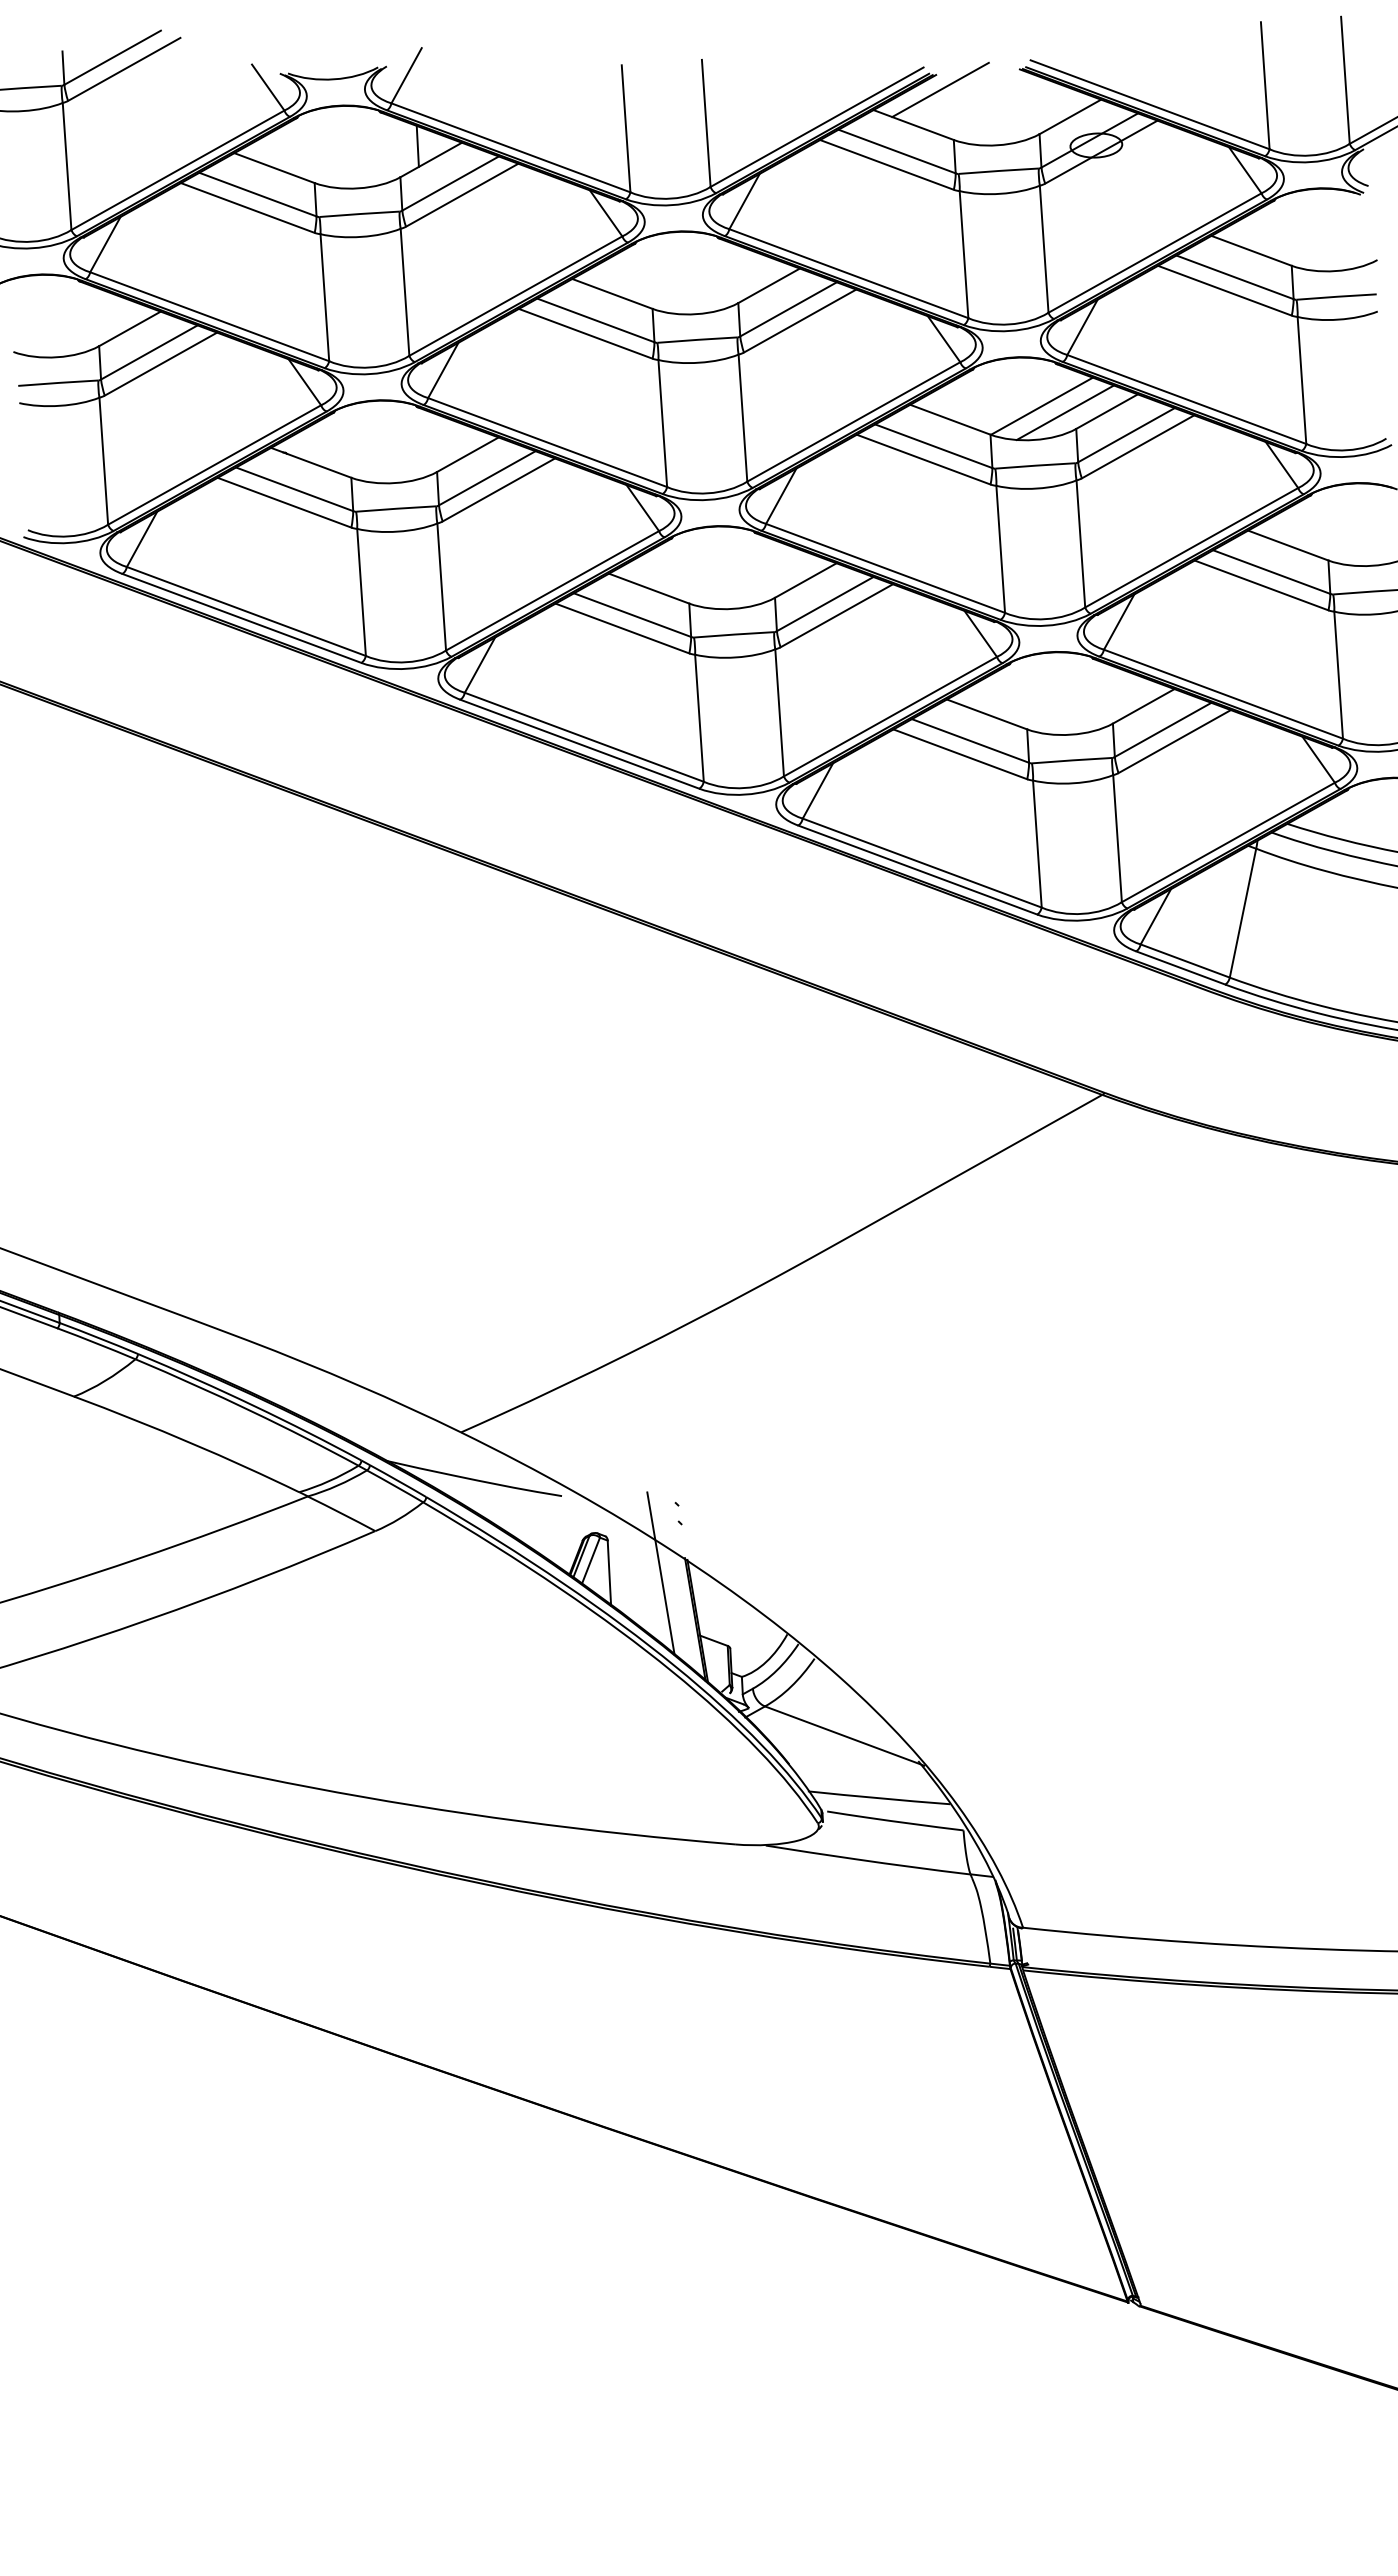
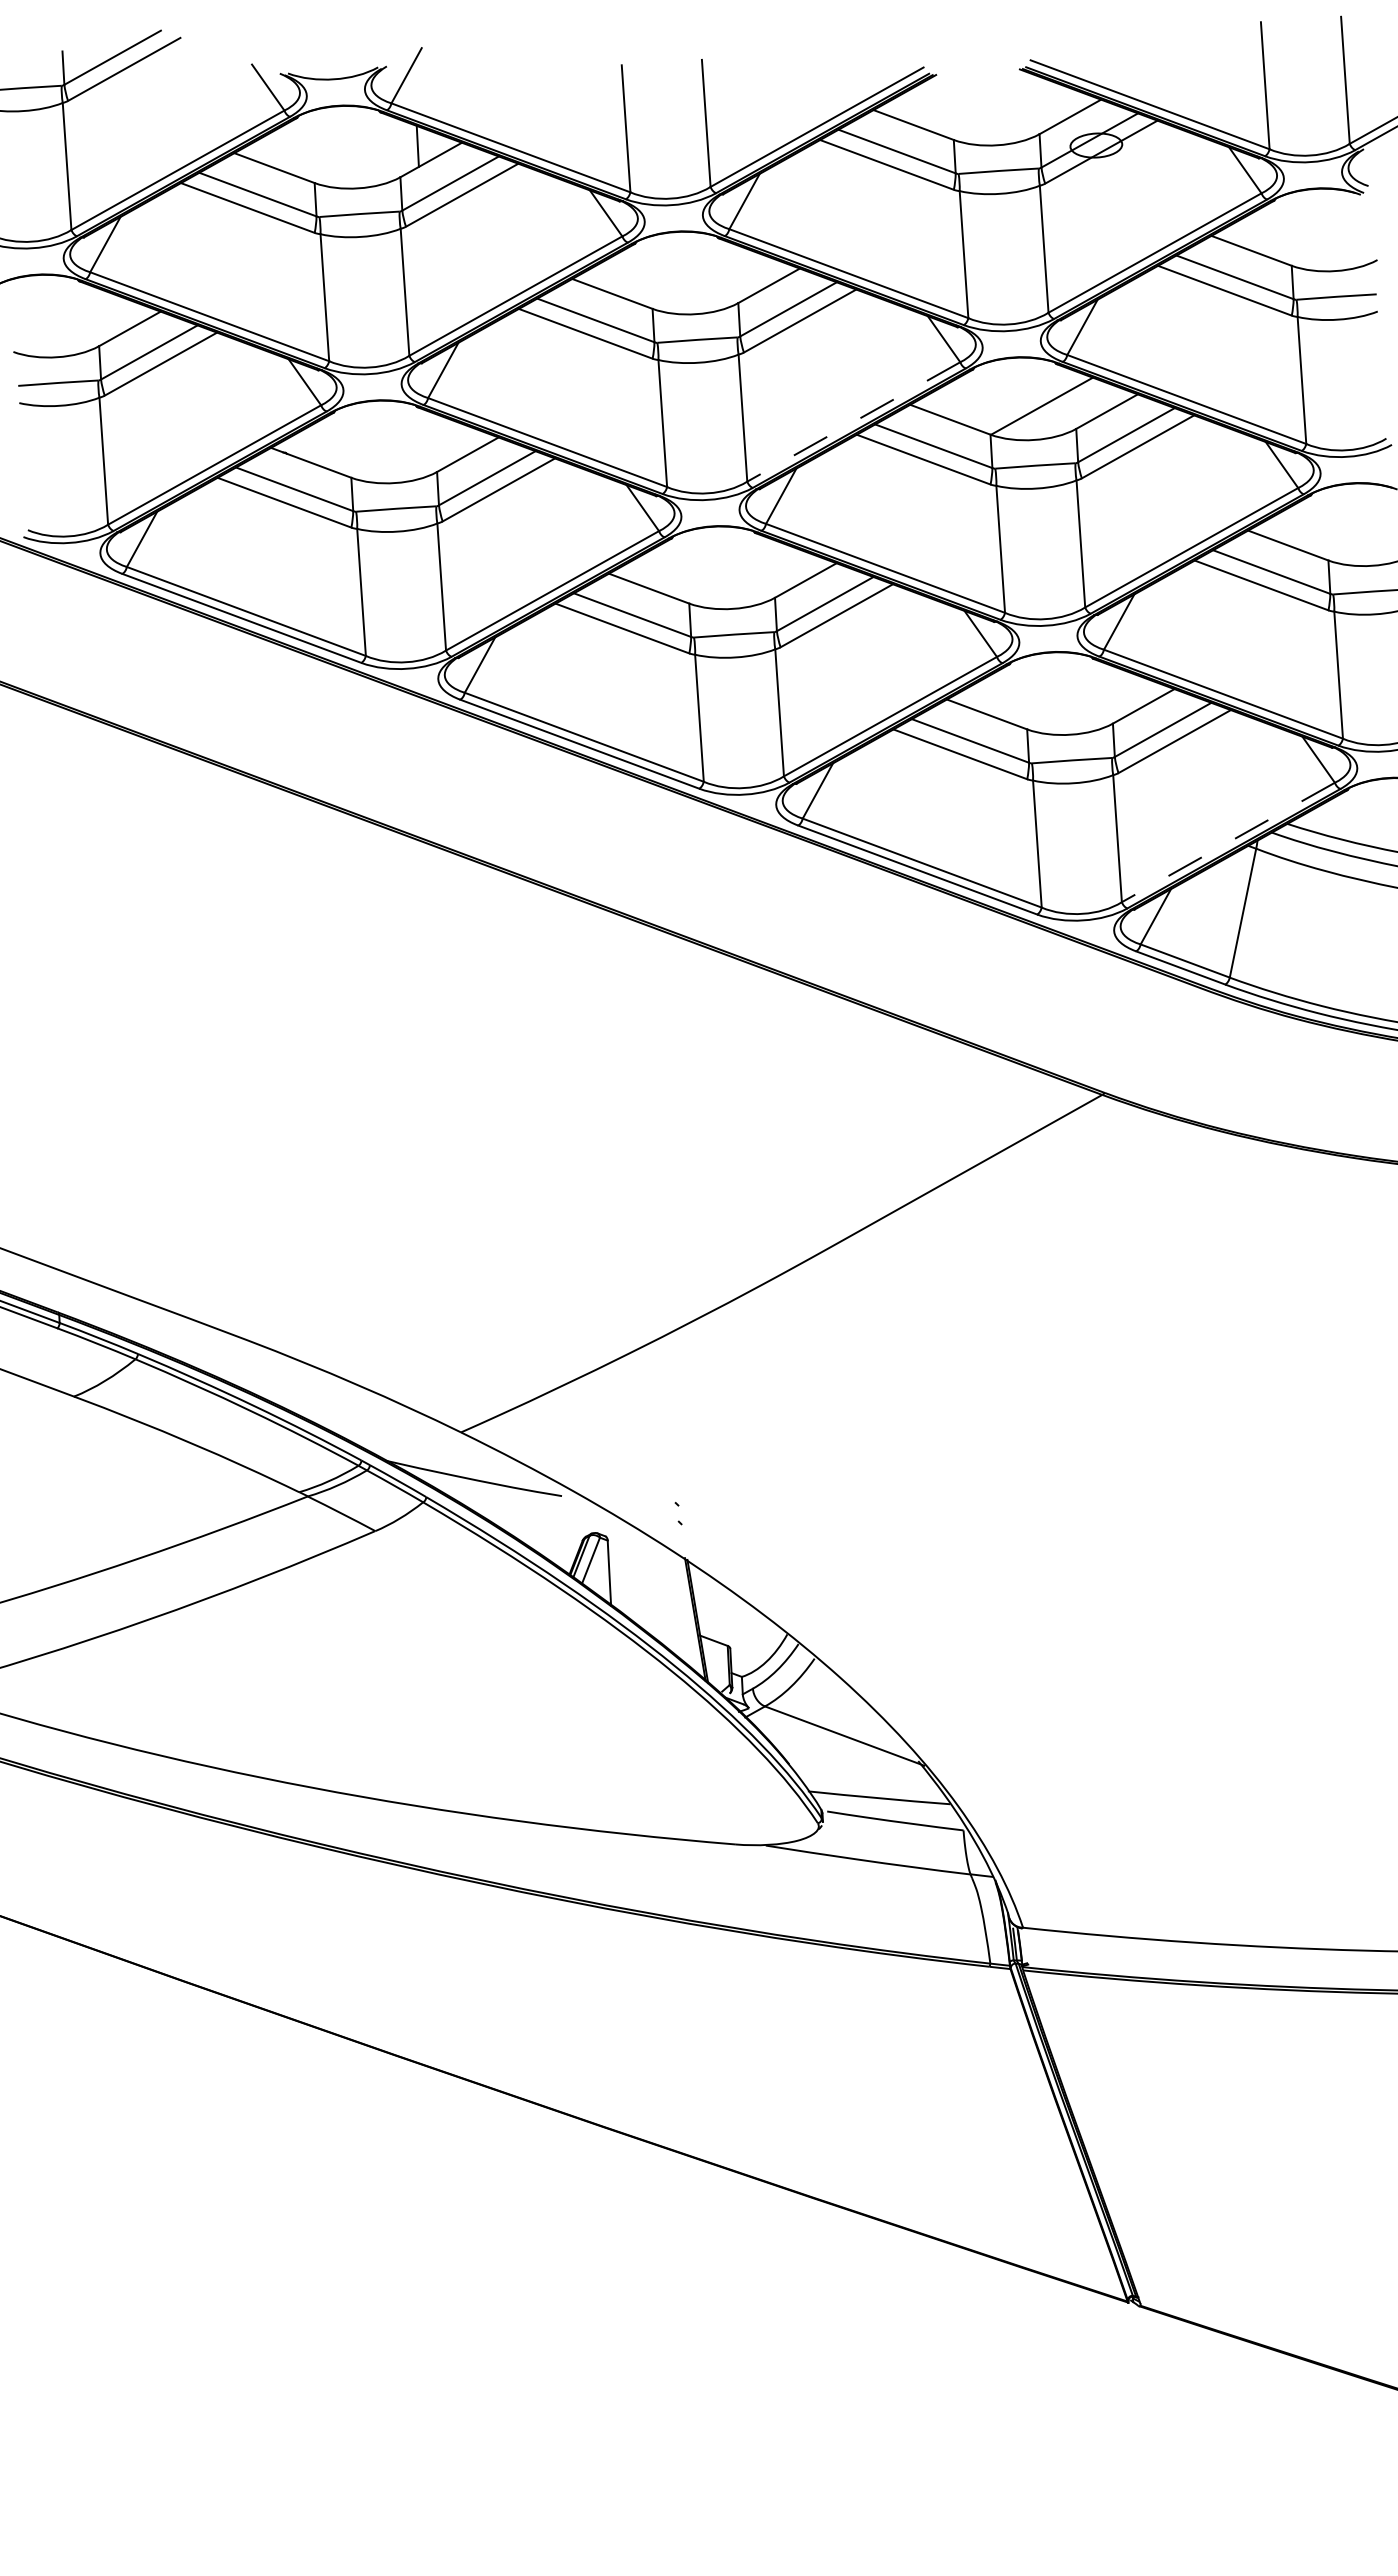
line: present -> none (940, 89)
line: present -> none (1064, 412)
line: solid -> dashed (853, 422)
line: solid -> dashed (1227, 842)
line: present -> none (660, 1573)
